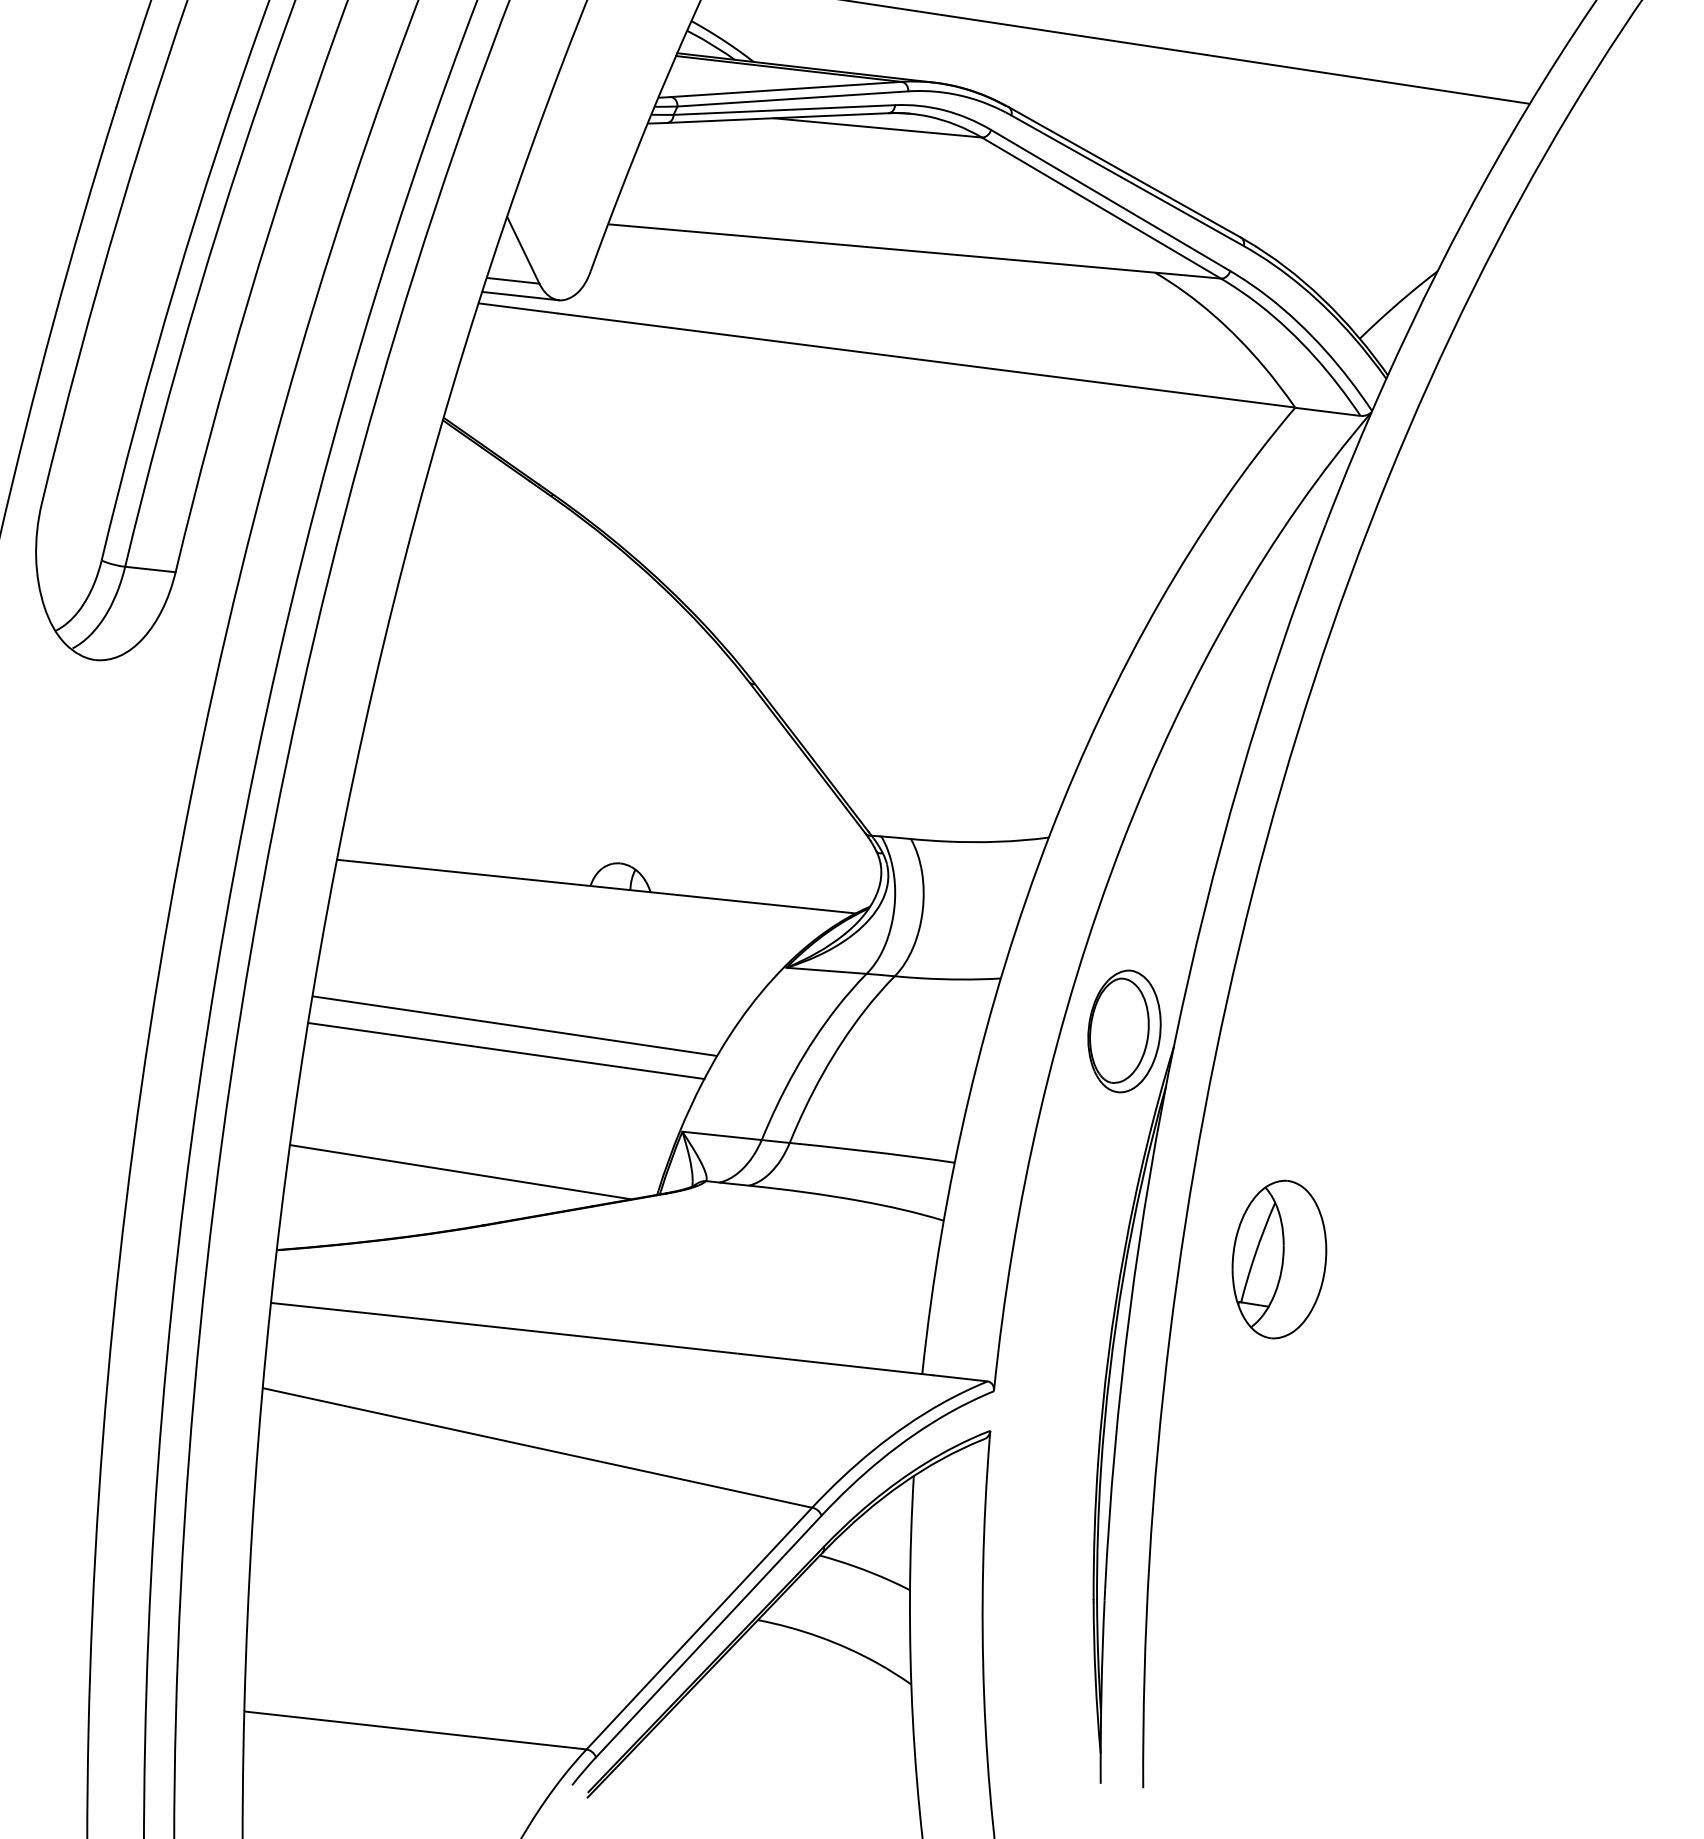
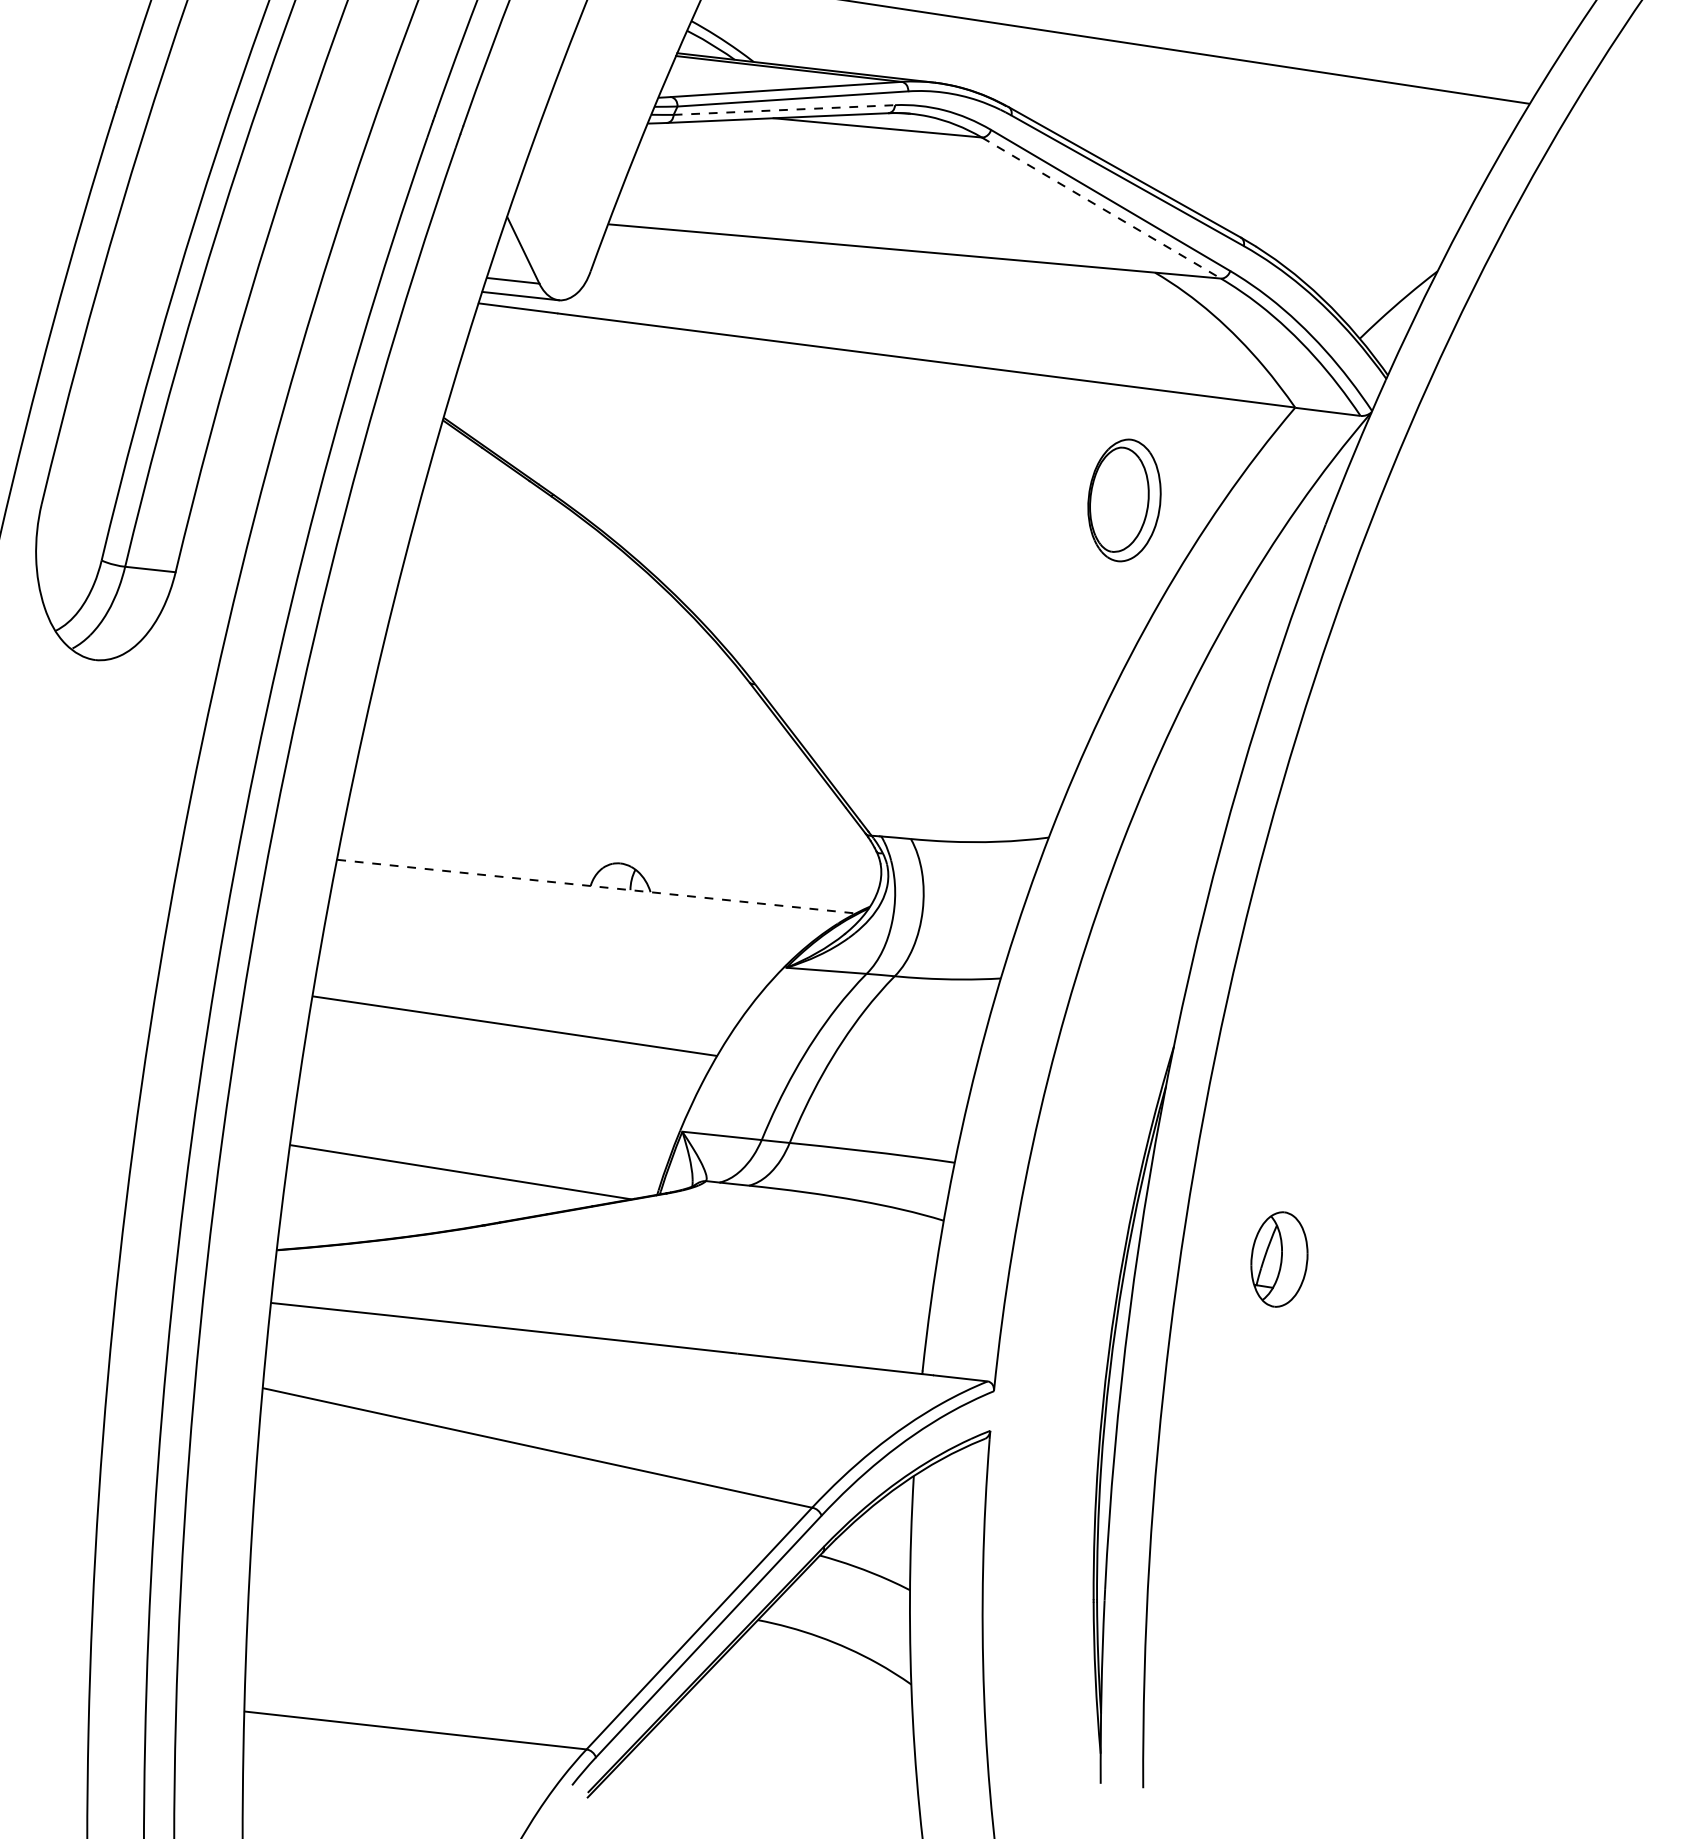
line: solid -> dashed (784, 110)
line: solid -> dashed (1101, 208)
line: solid -> dashed (596, 886)
part position: (1124, 1031) -> (1124, 500) (1124, 500)
line: present -> none (506, 1050)
part size: 97x161 px -> 59x97 px (1279, 1259)
